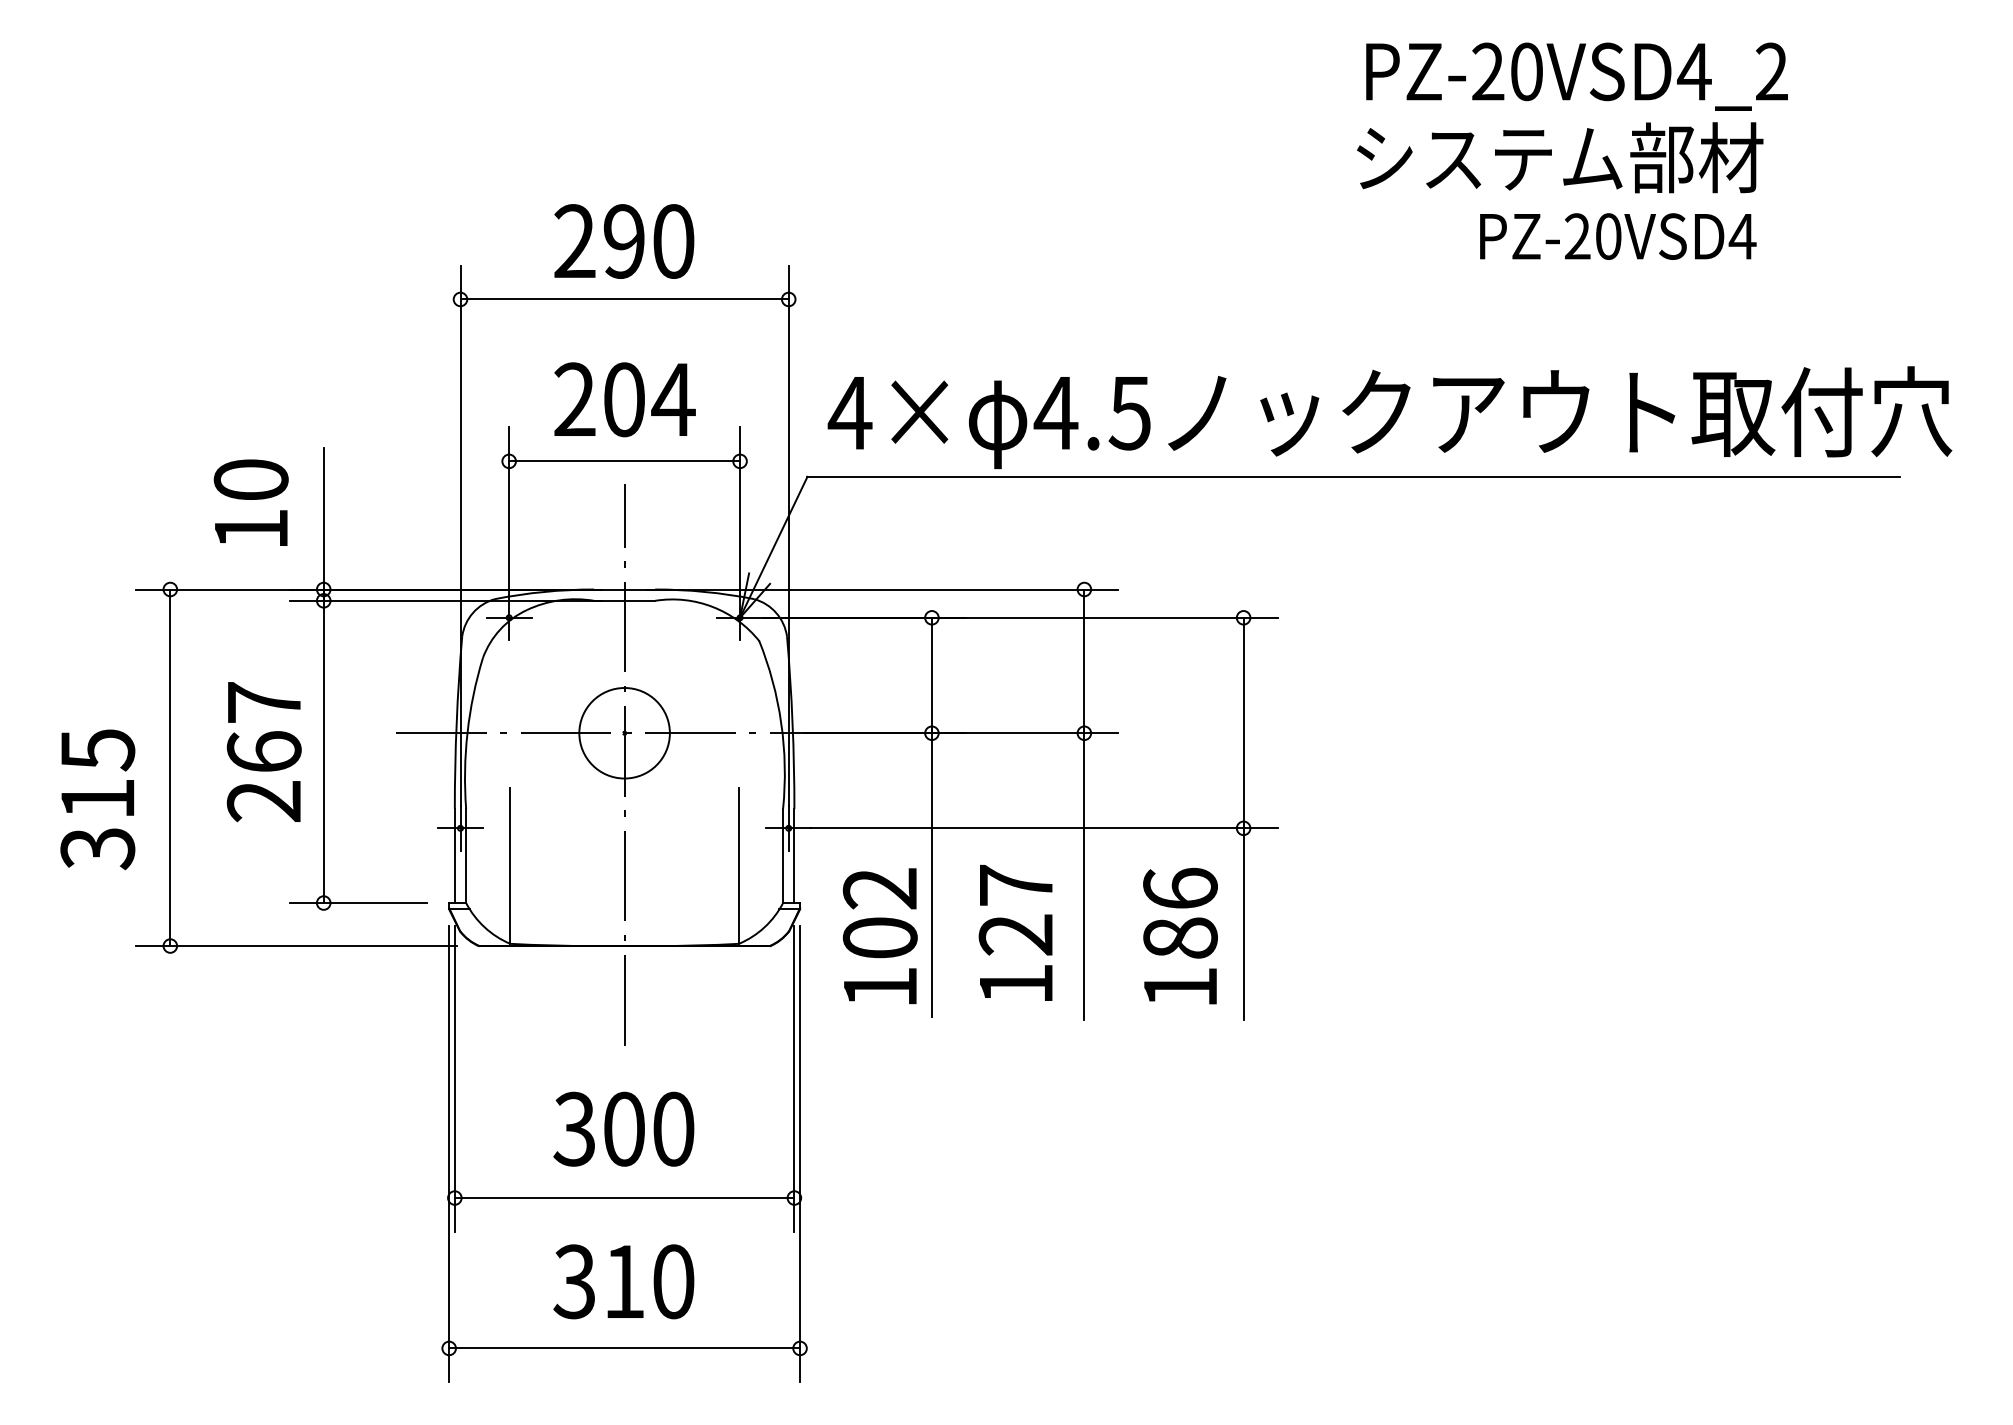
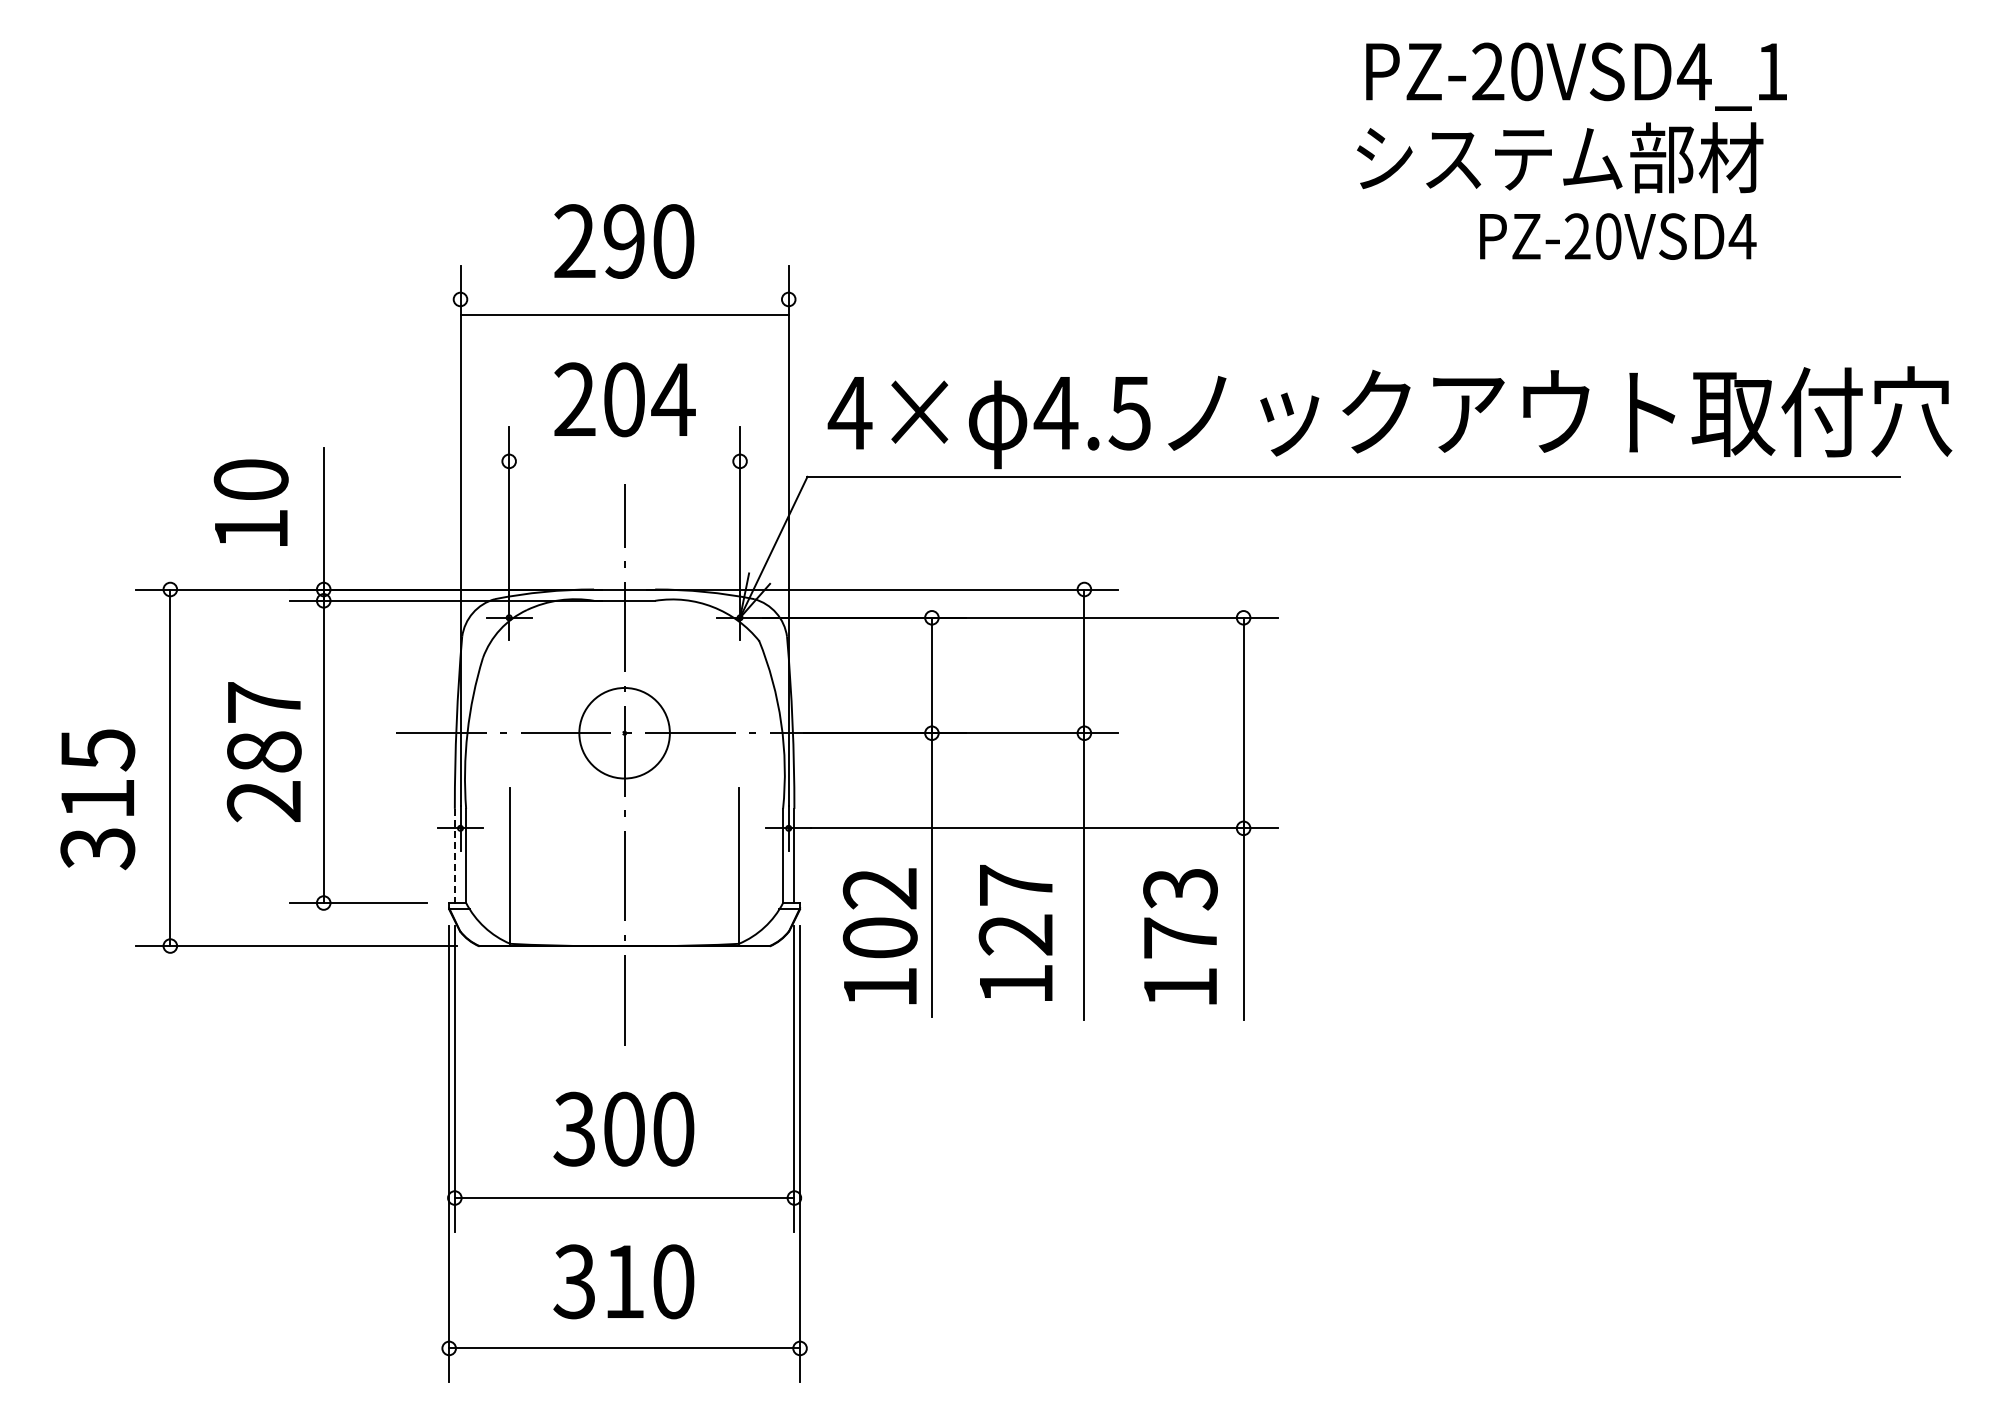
text: PZ-20VSD4_2 -> PZ-20VSD4_1 (1771, 71)
line position: (624, 299) -> (624, 315) (624, 315)
line: present -> none (624, 461)
text: 267 -> 287 (263, 751)
line: solid -> dashed (454, 856)
text: 186 -> 173 (1180, 912)
